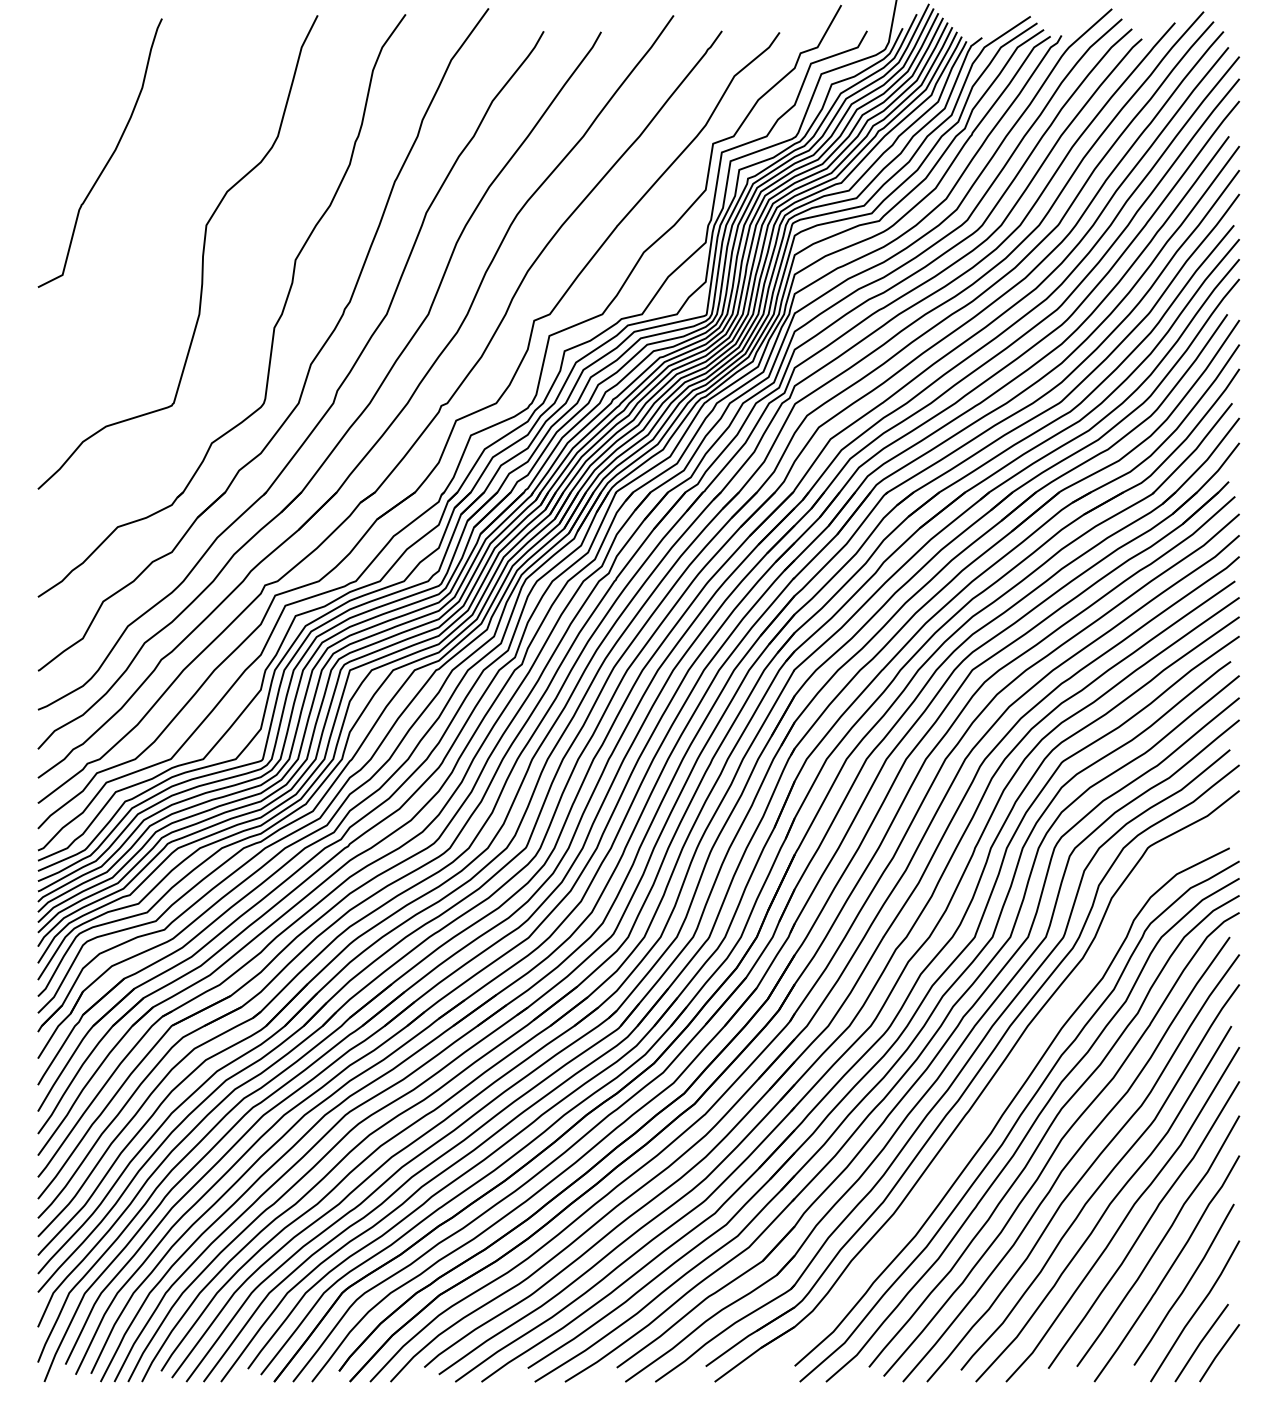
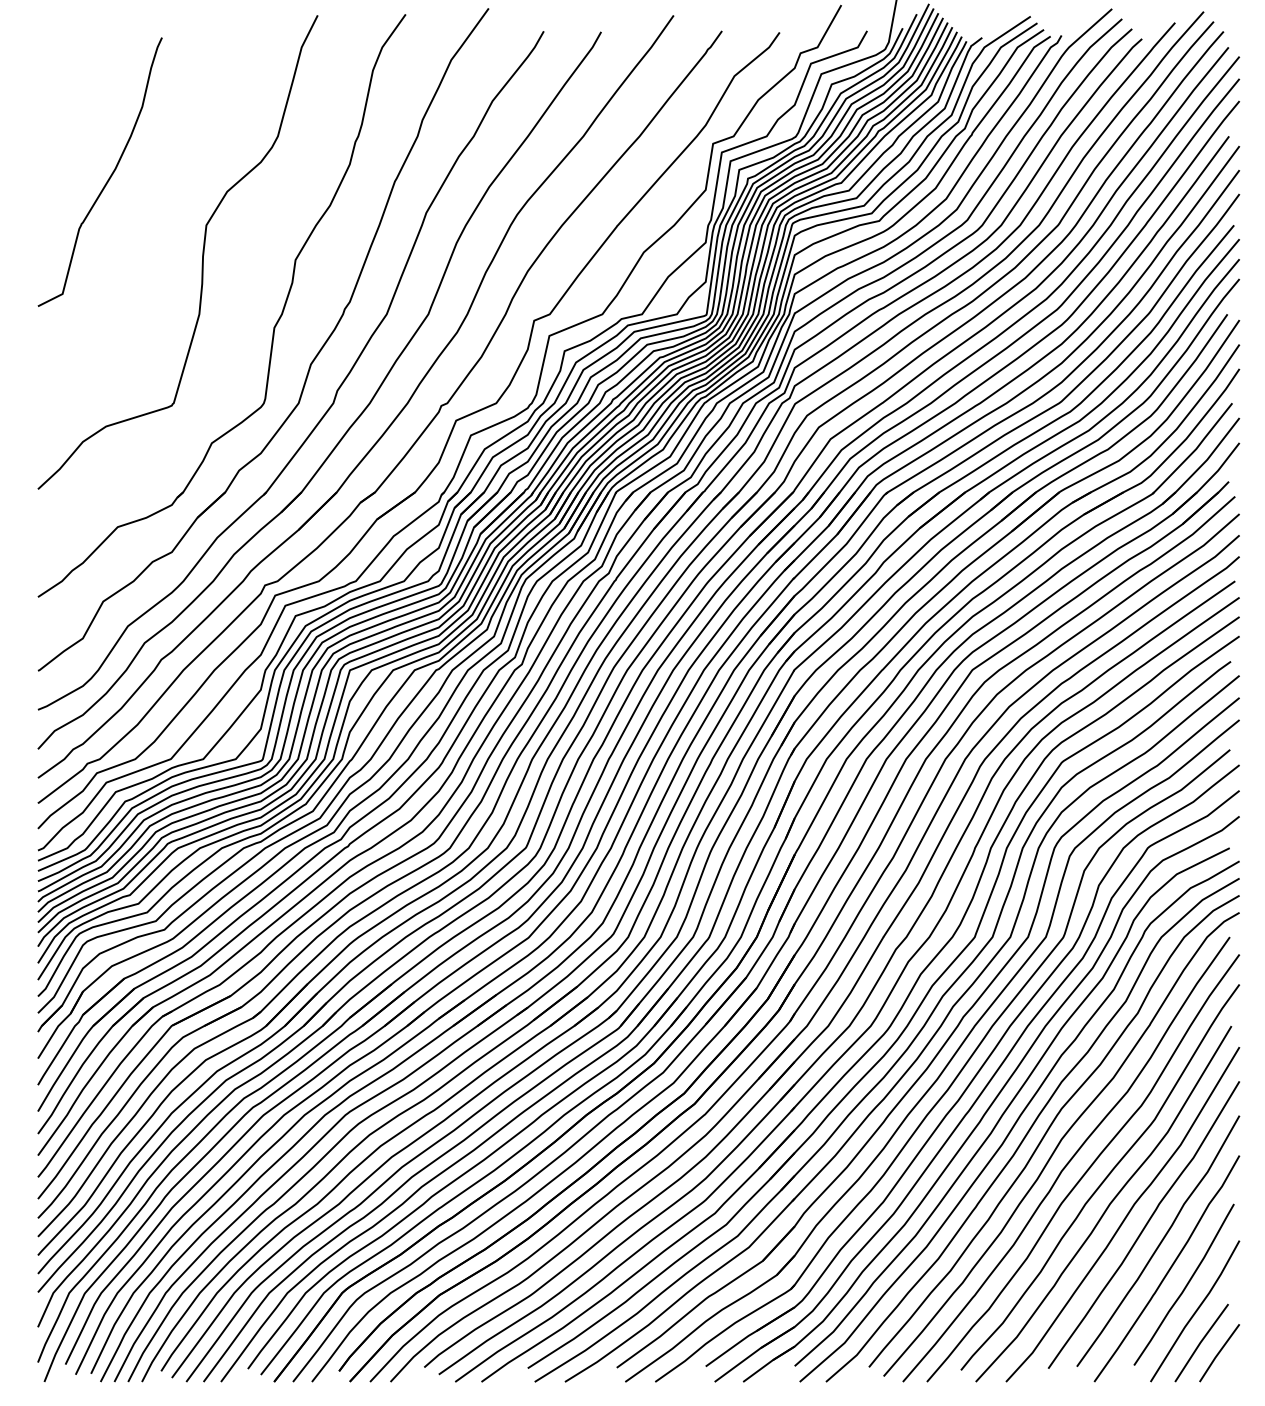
curve position: (109, 157) -> (109, 176) (109, 176)
part: none -> present (990, 1099)
